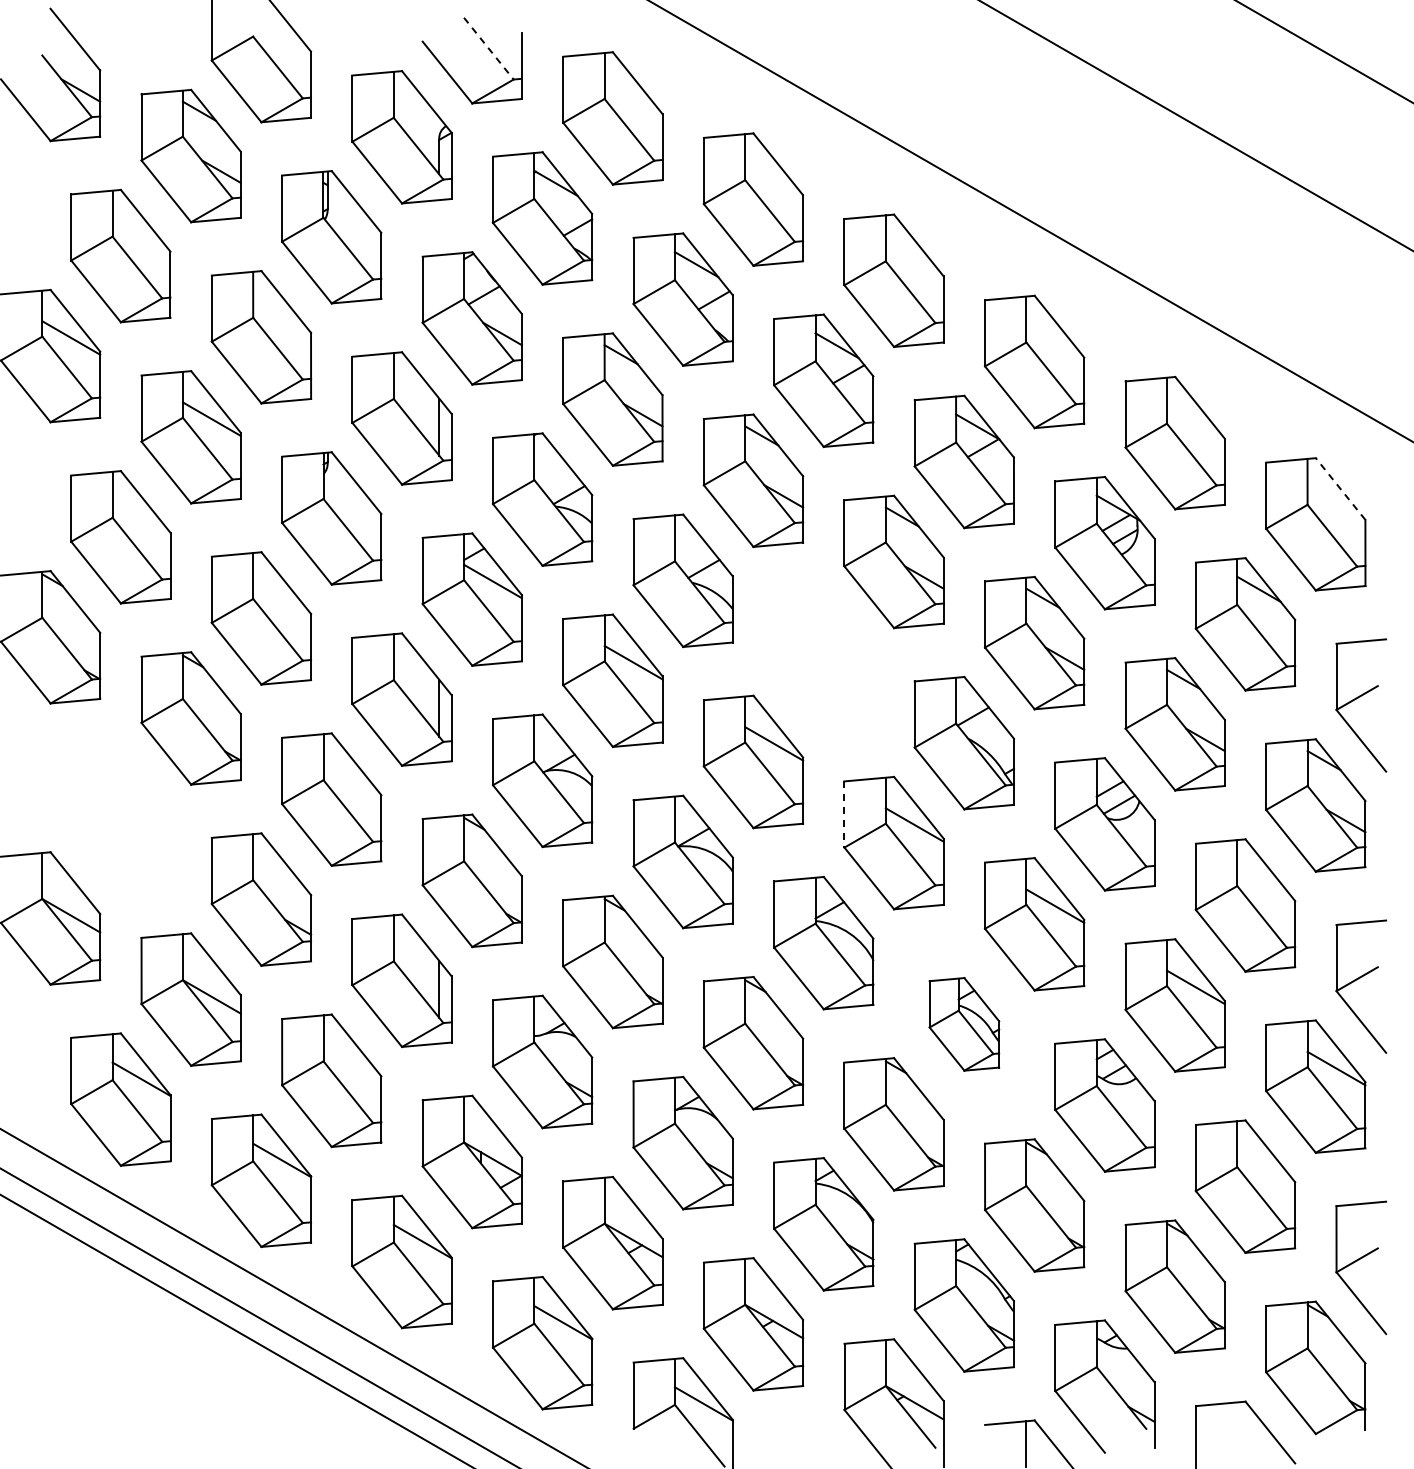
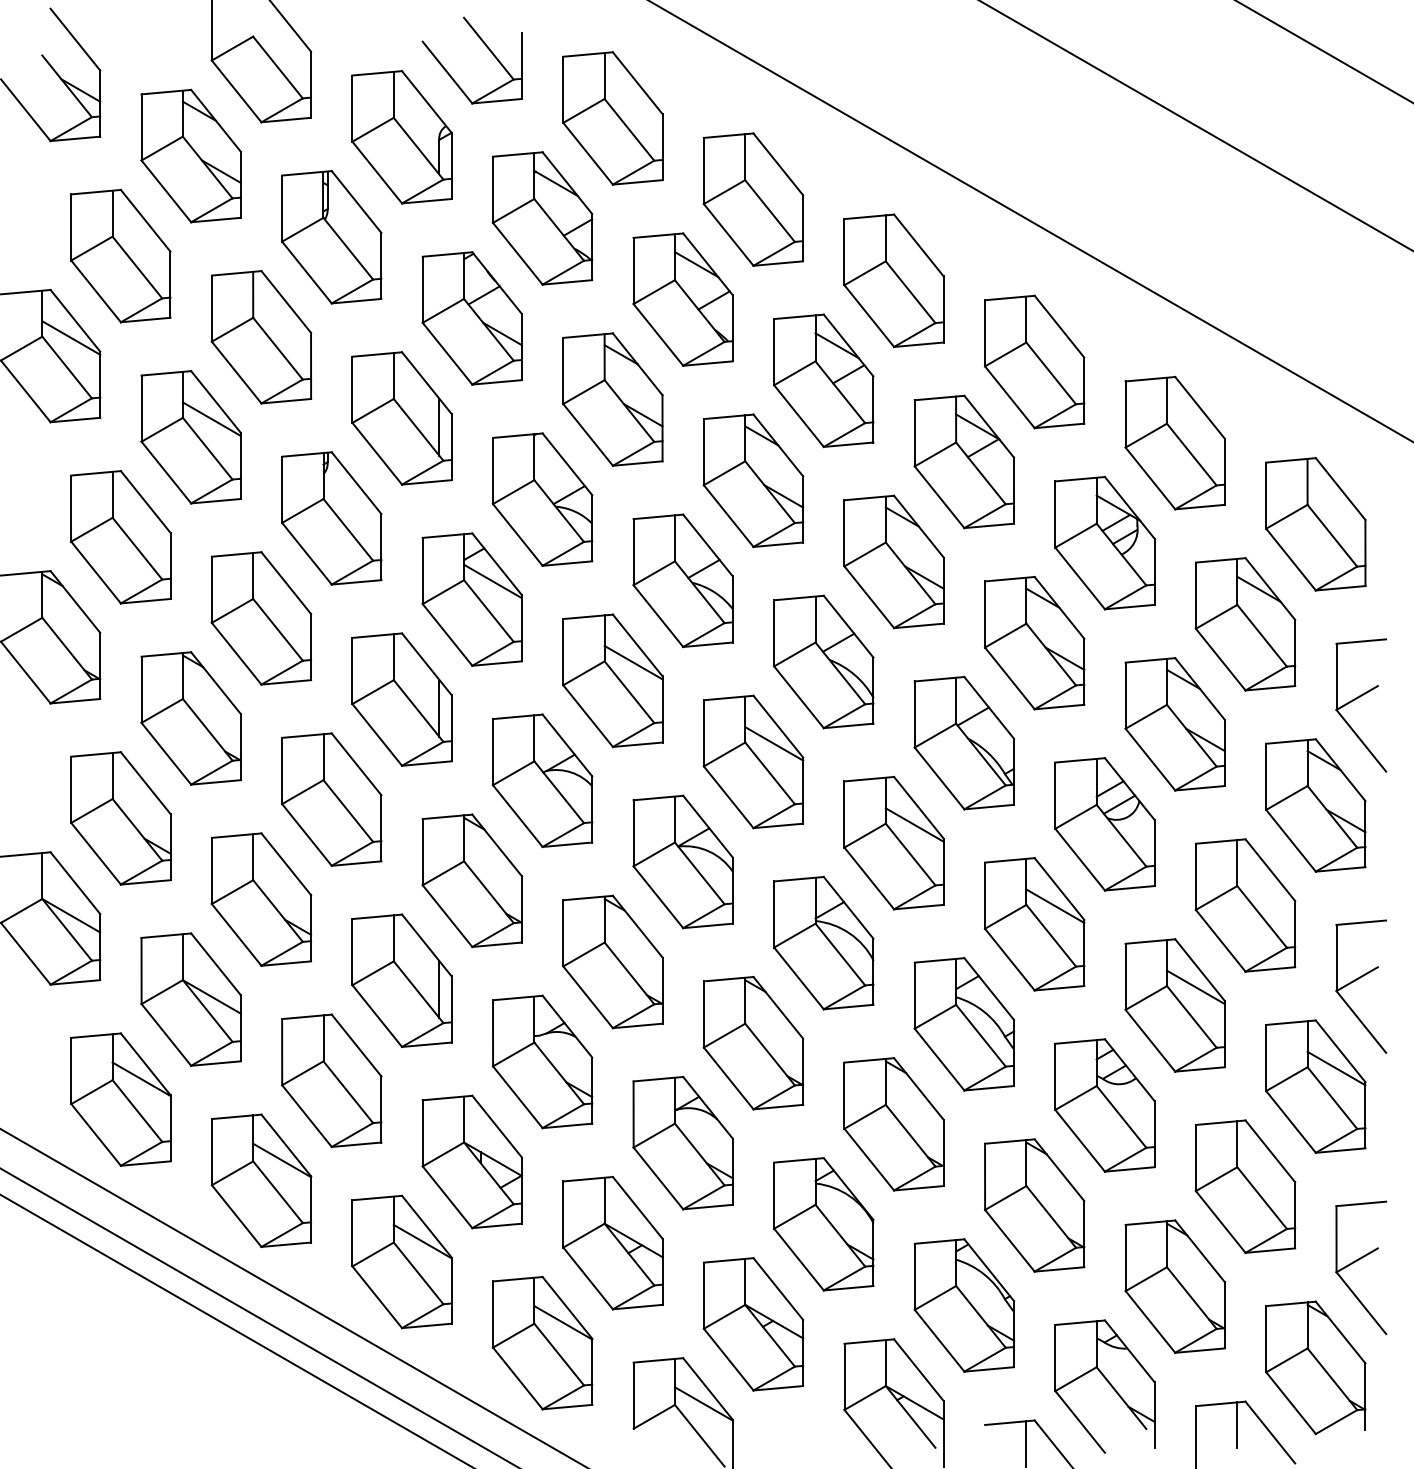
line: dashed -> solid (488, 48)
line: dashed -> solid (1340, 489)
part: none -> present (823, 661)
line: dashed -> solid (844, 815)
part: none -> present (120, 818)
part size: 73x95 px -> 103x135 px (964, 1024)
line: none -> present (1237, 1425)
